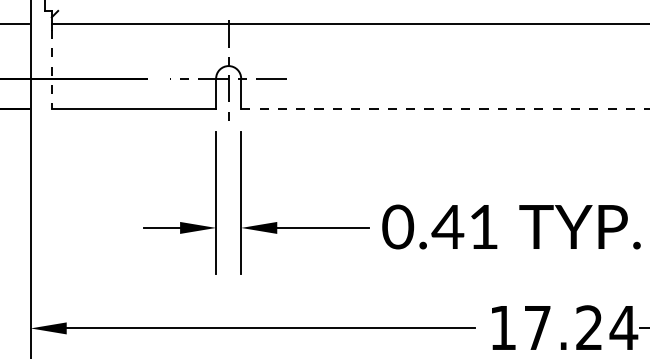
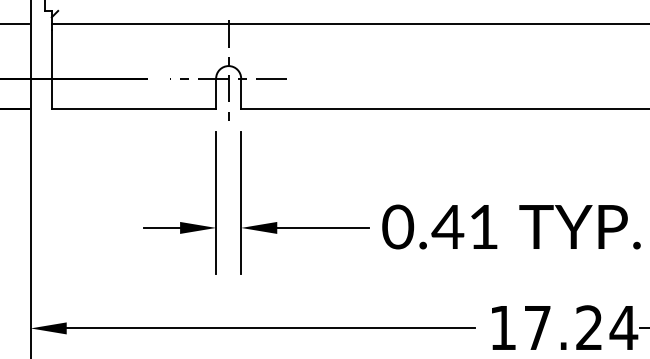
line: dashed -> solid (51, 69)
line: dashed -> solid (446, 109)
